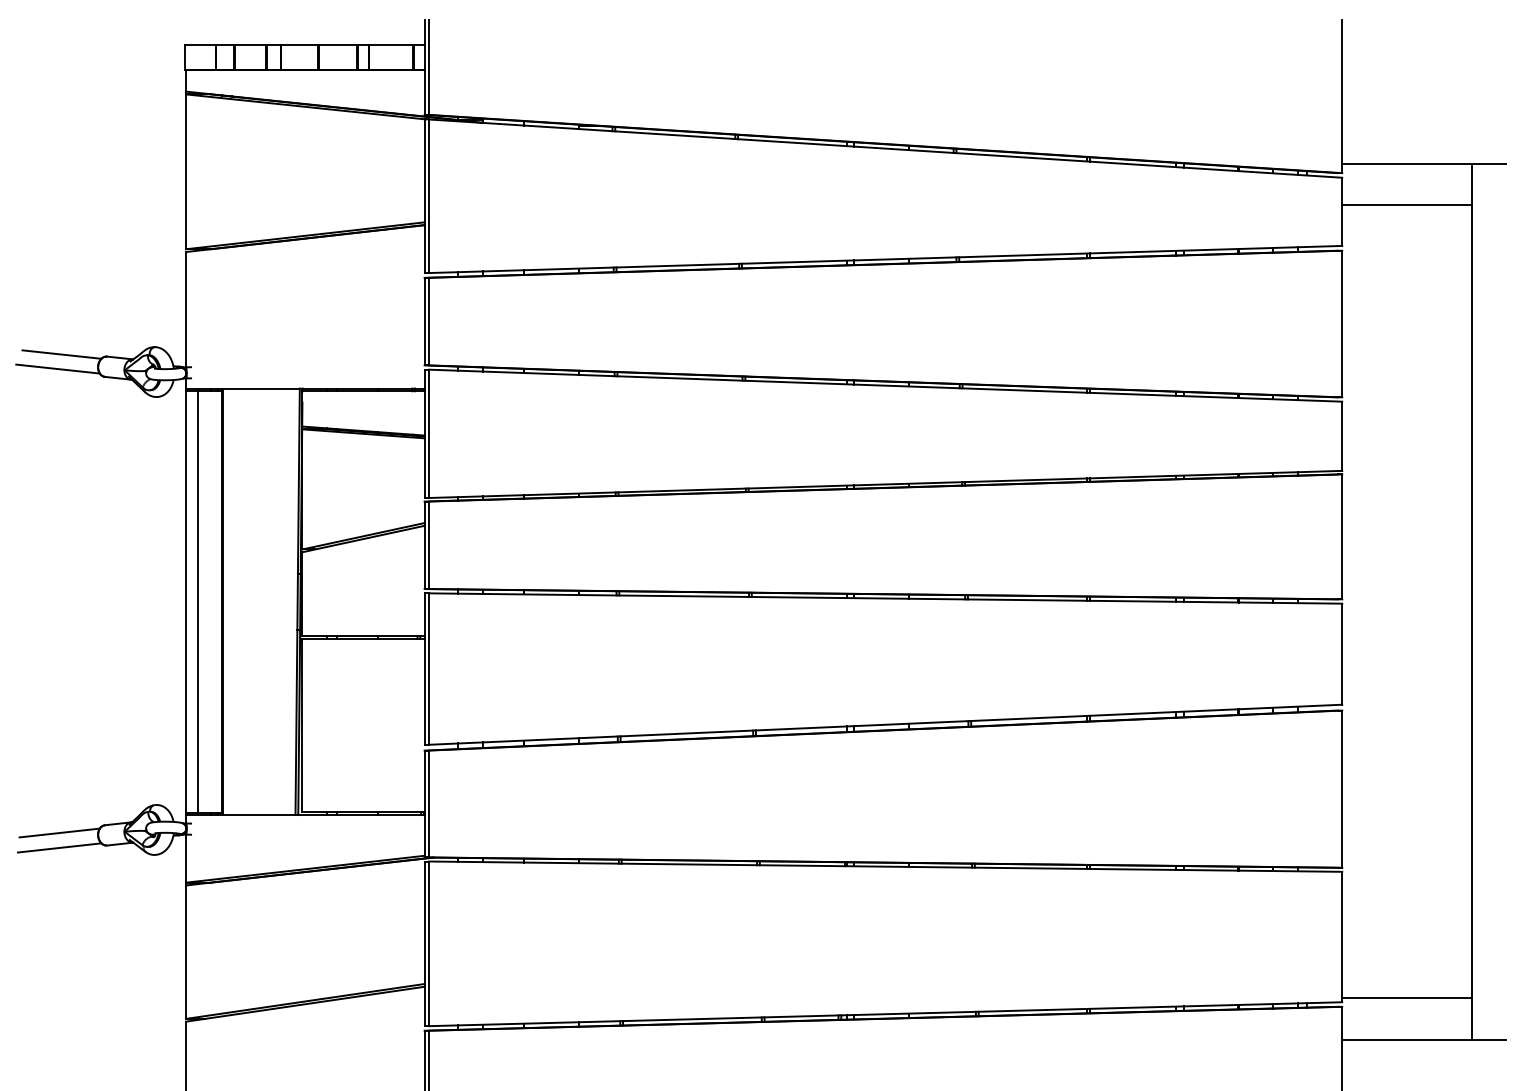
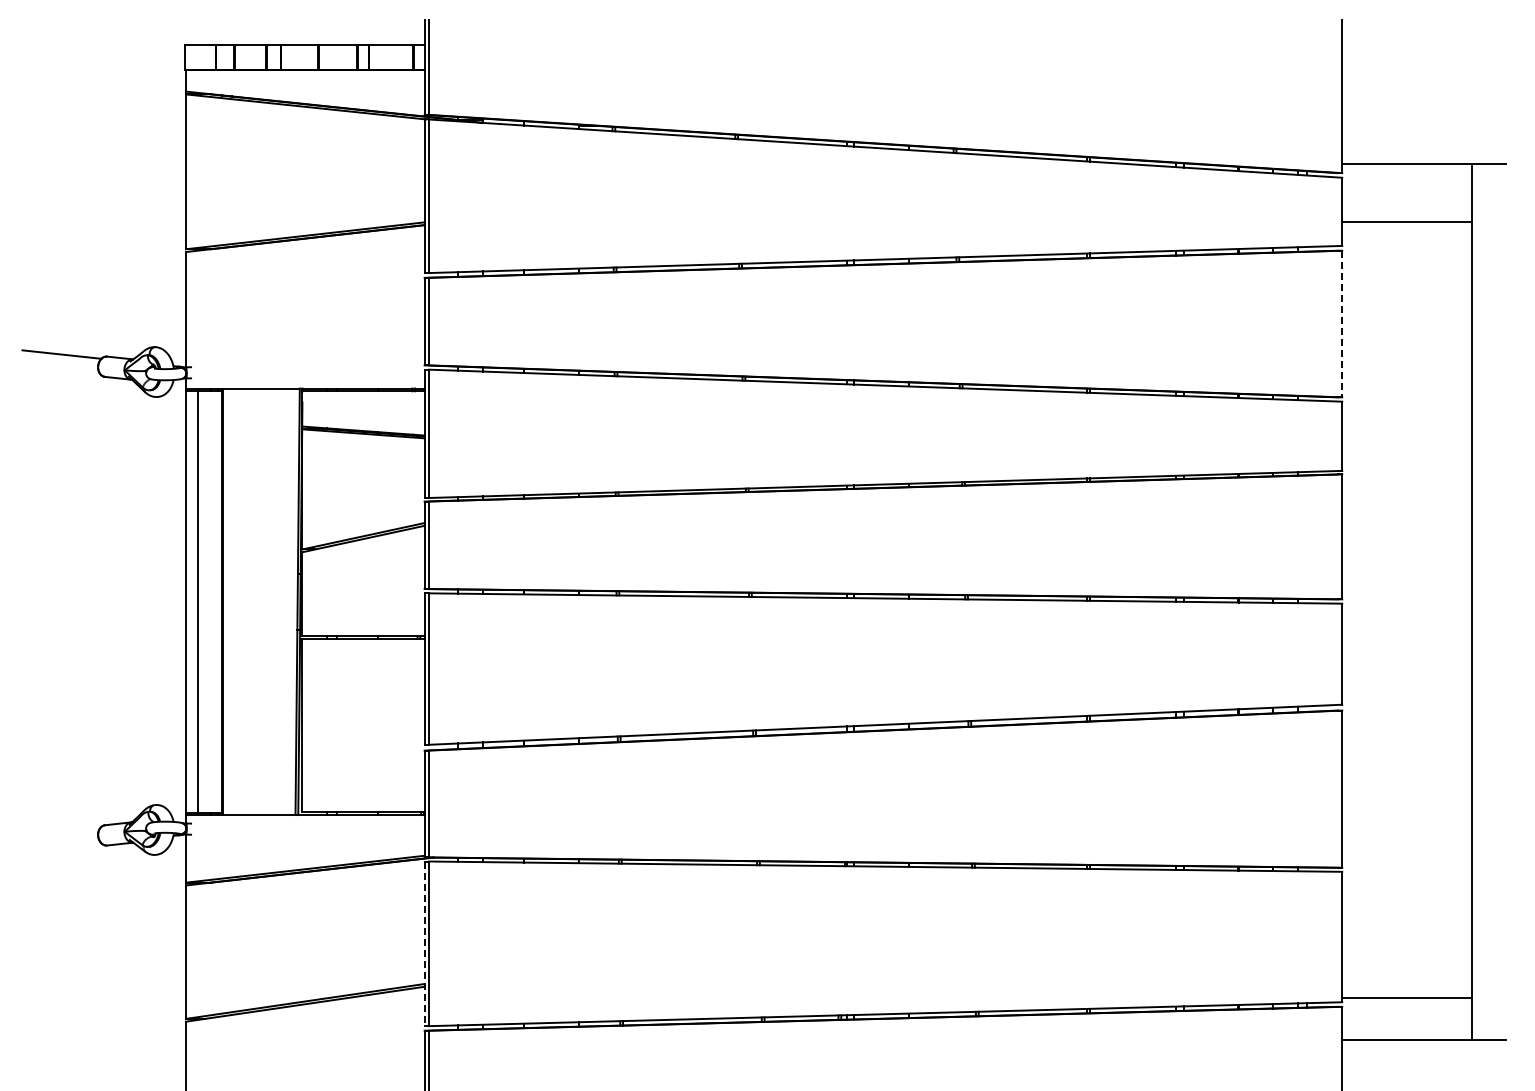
line position: (1406, 205) -> (1406, 222) (1406, 222)
line: solid -> dashed (1342, 324)
line: present -> none (57, 368)
line: present -> none (59, 832)
line: present -> none (59, 847)
line: solid -> dashed (424, 944)
